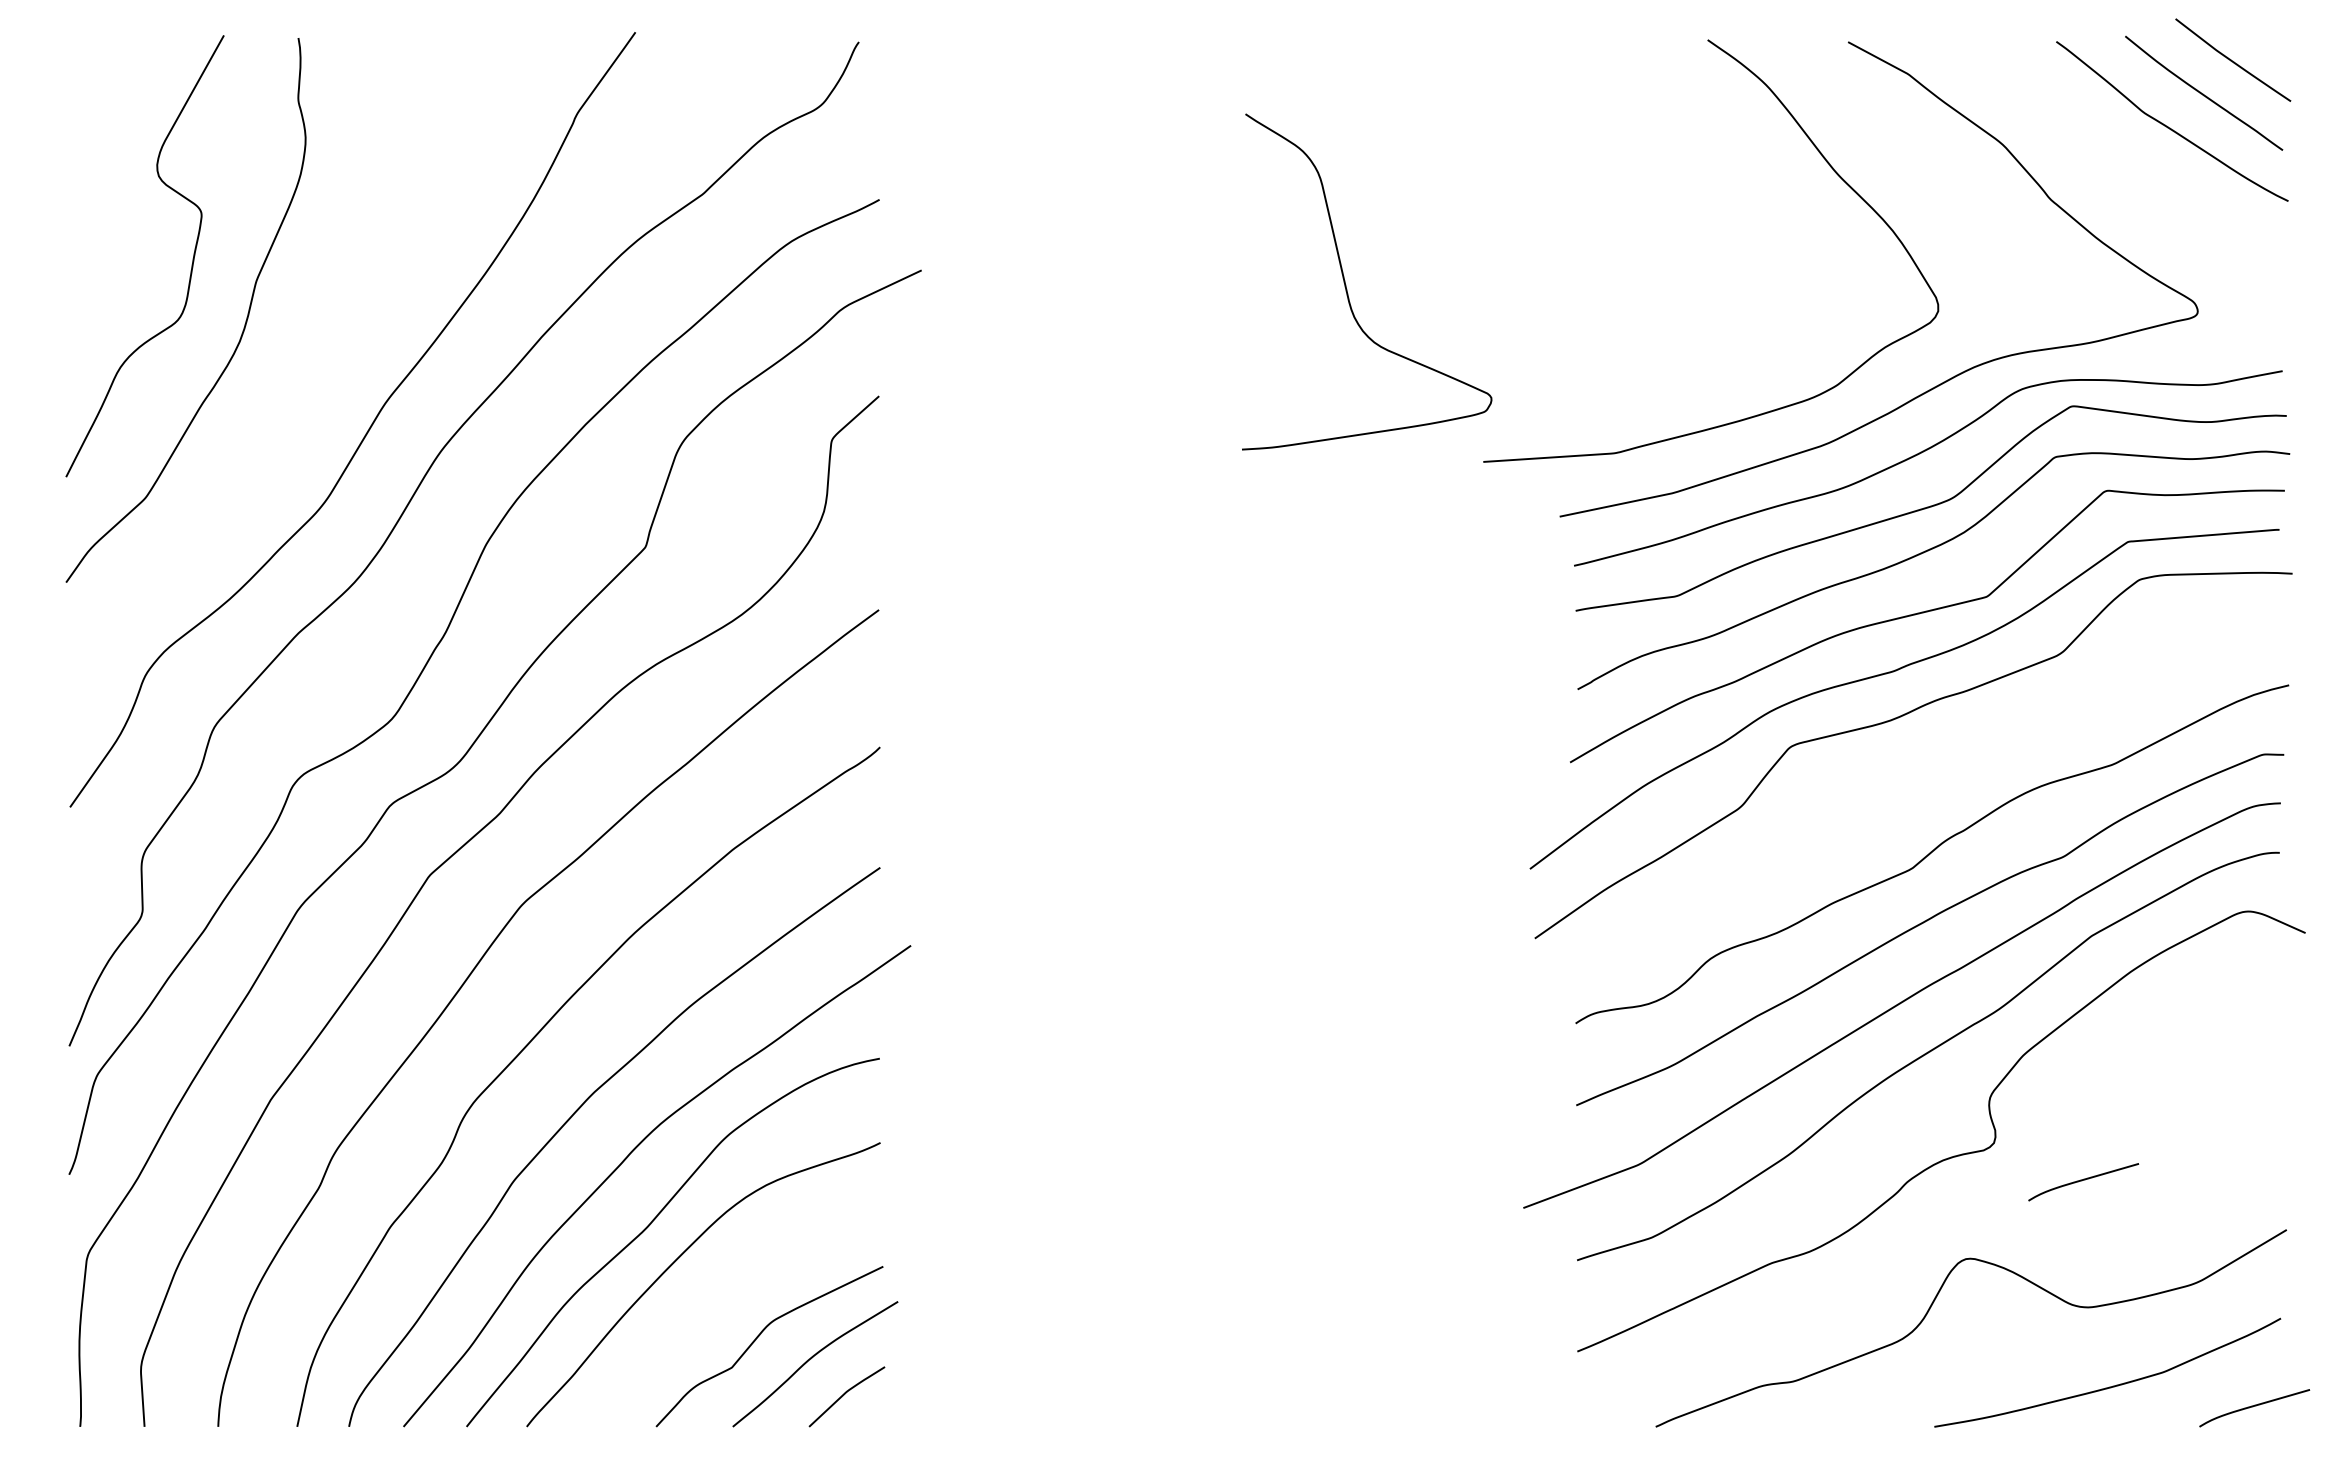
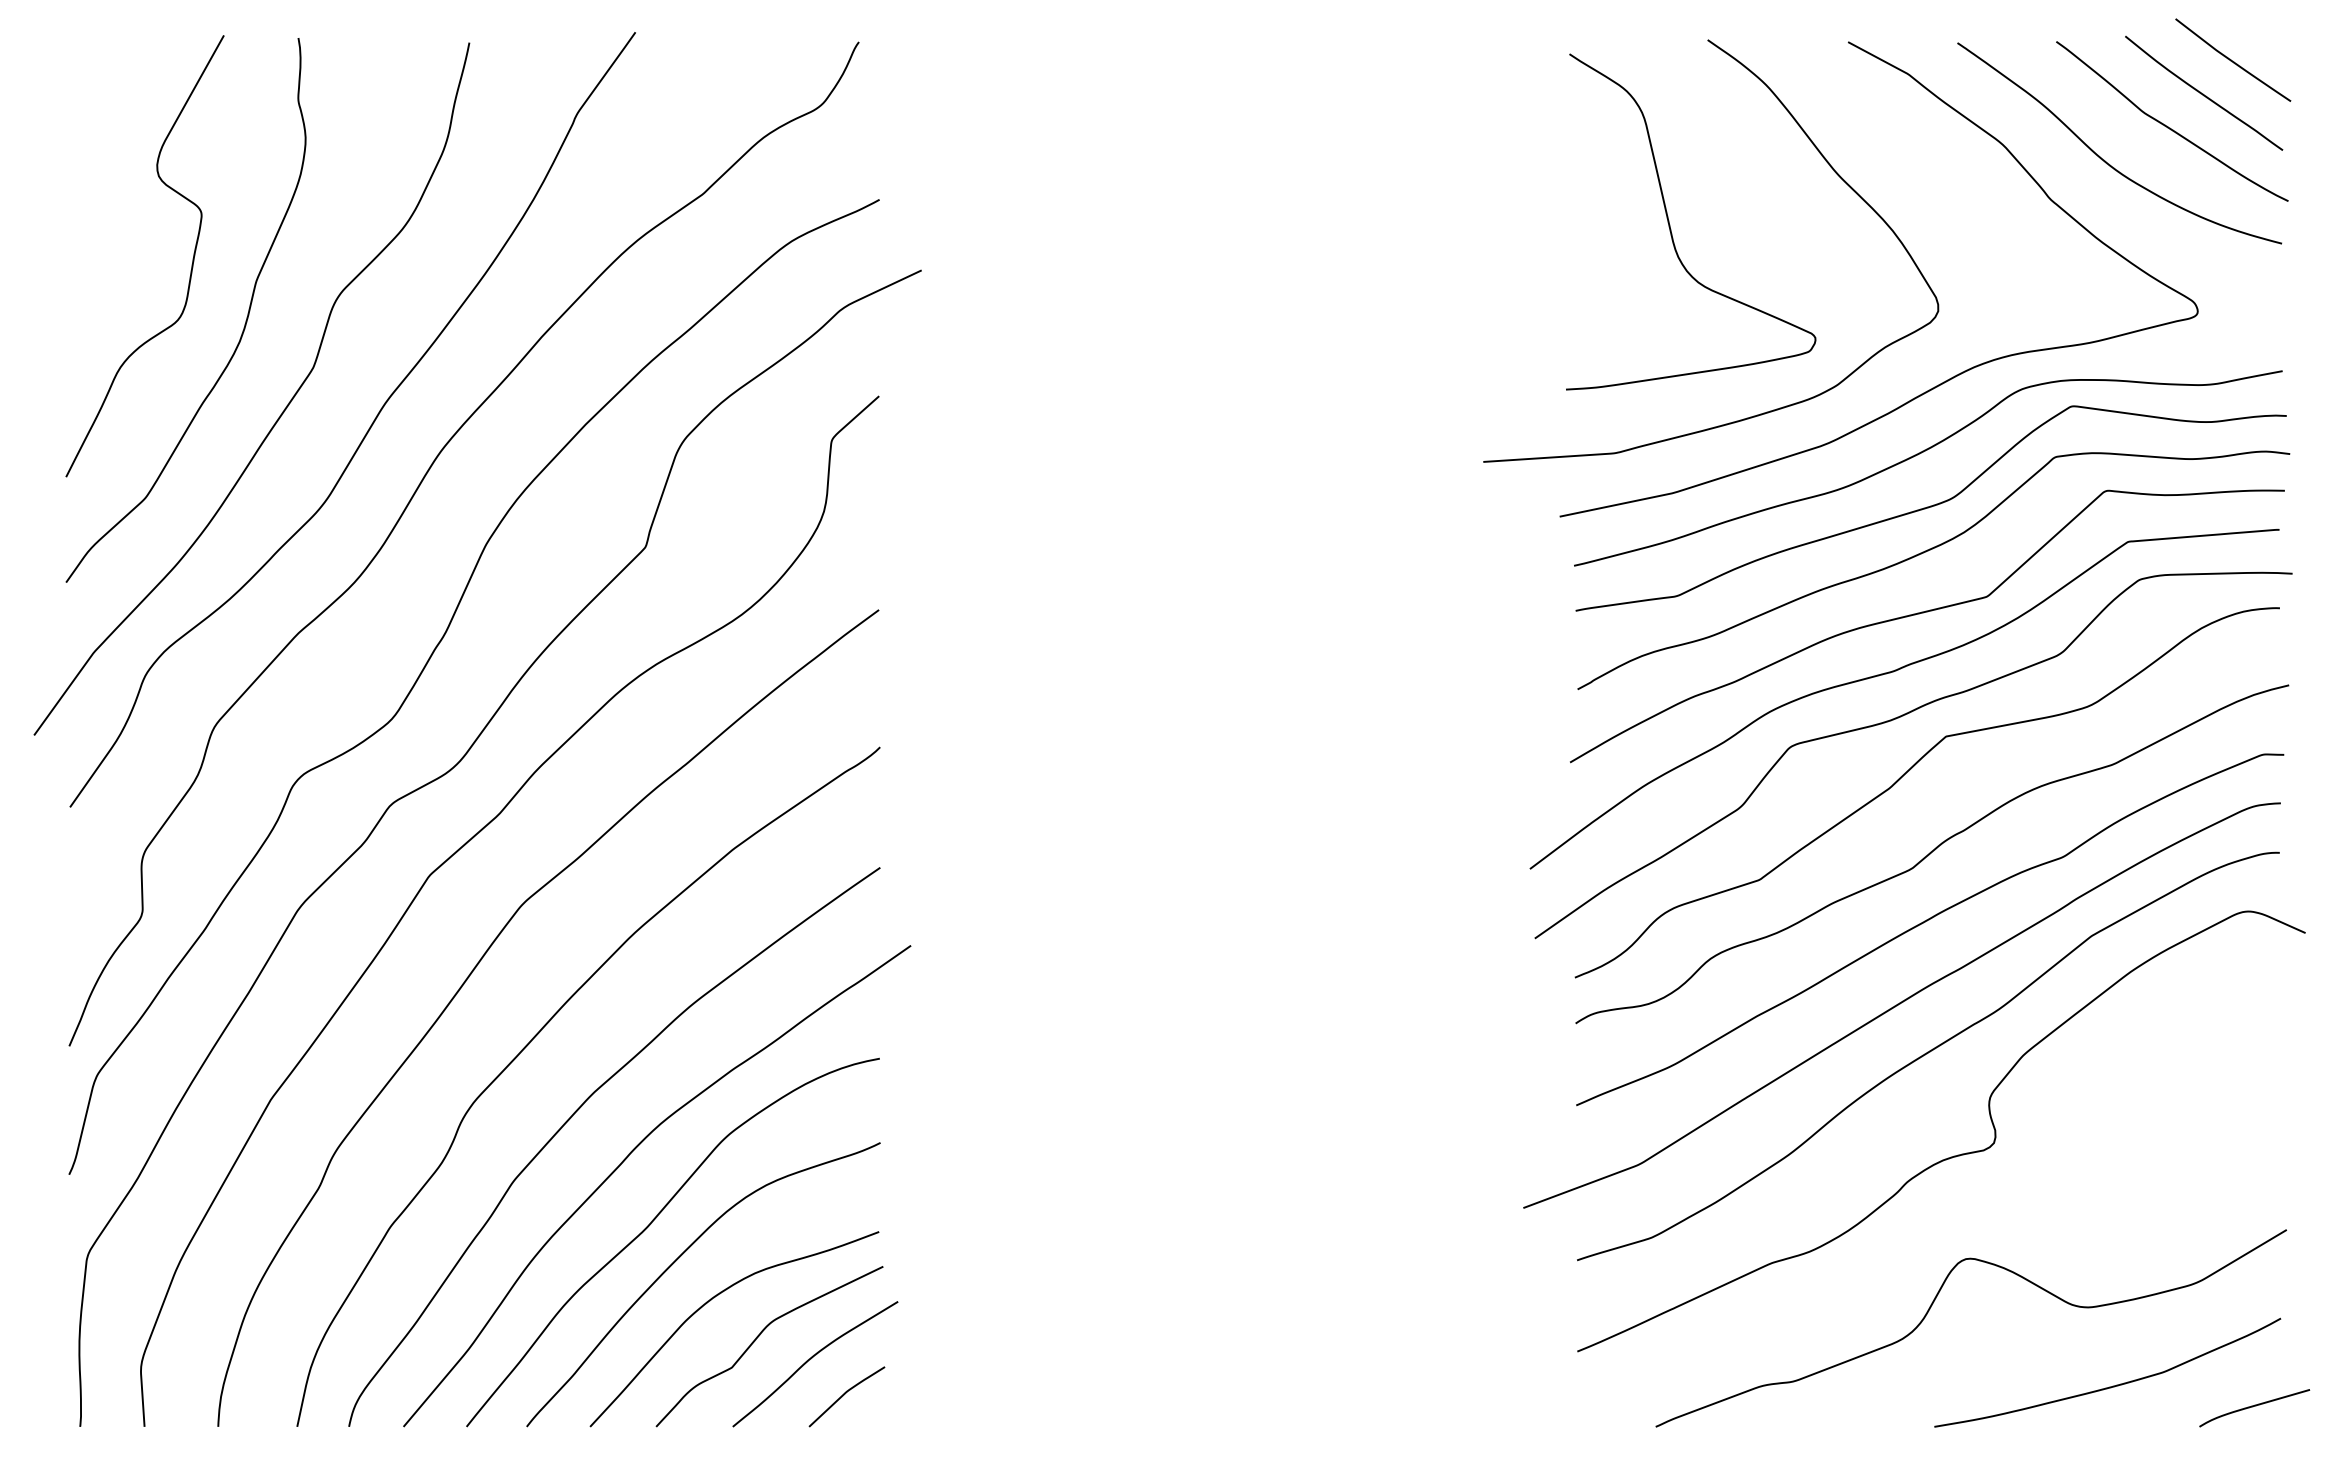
curve: none -> present (2104, 159)
curve position: (1346, 284) -> (1670, 224) (1670, 224)
curve: none -> present (284, 408)
curve: none -> present (1910, 770)
curve: present -> none (2082, 1181)
curve: none -> present (710, 1301)
